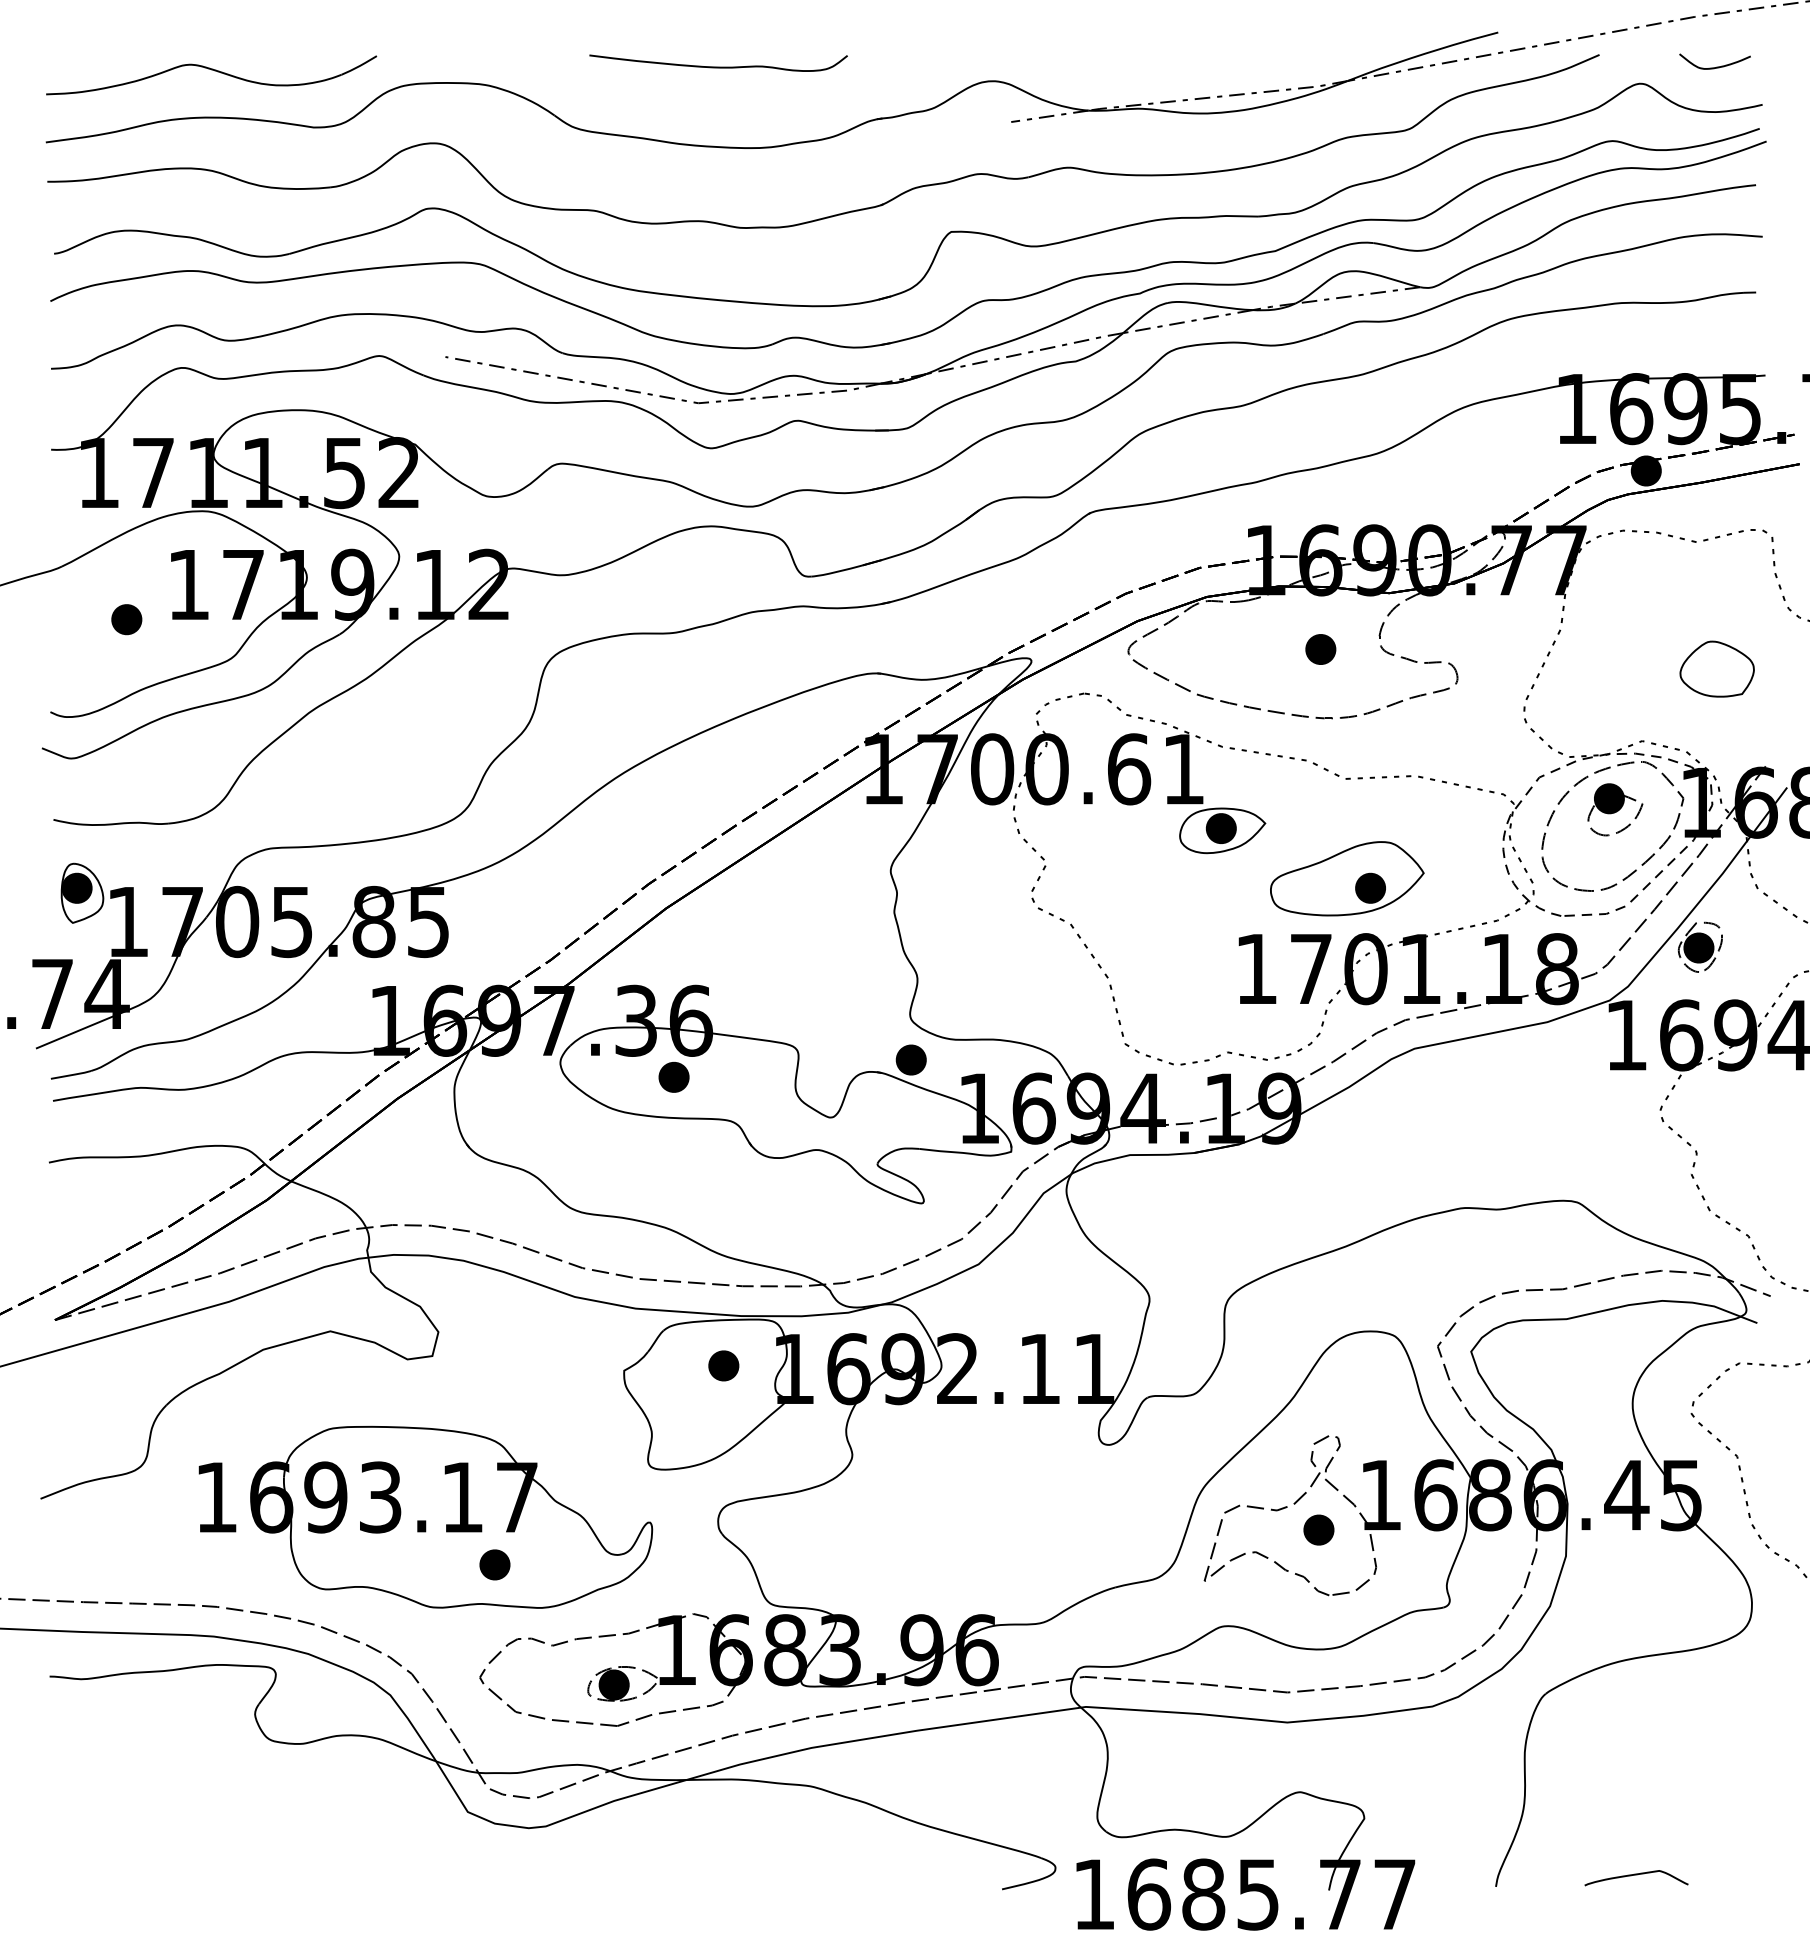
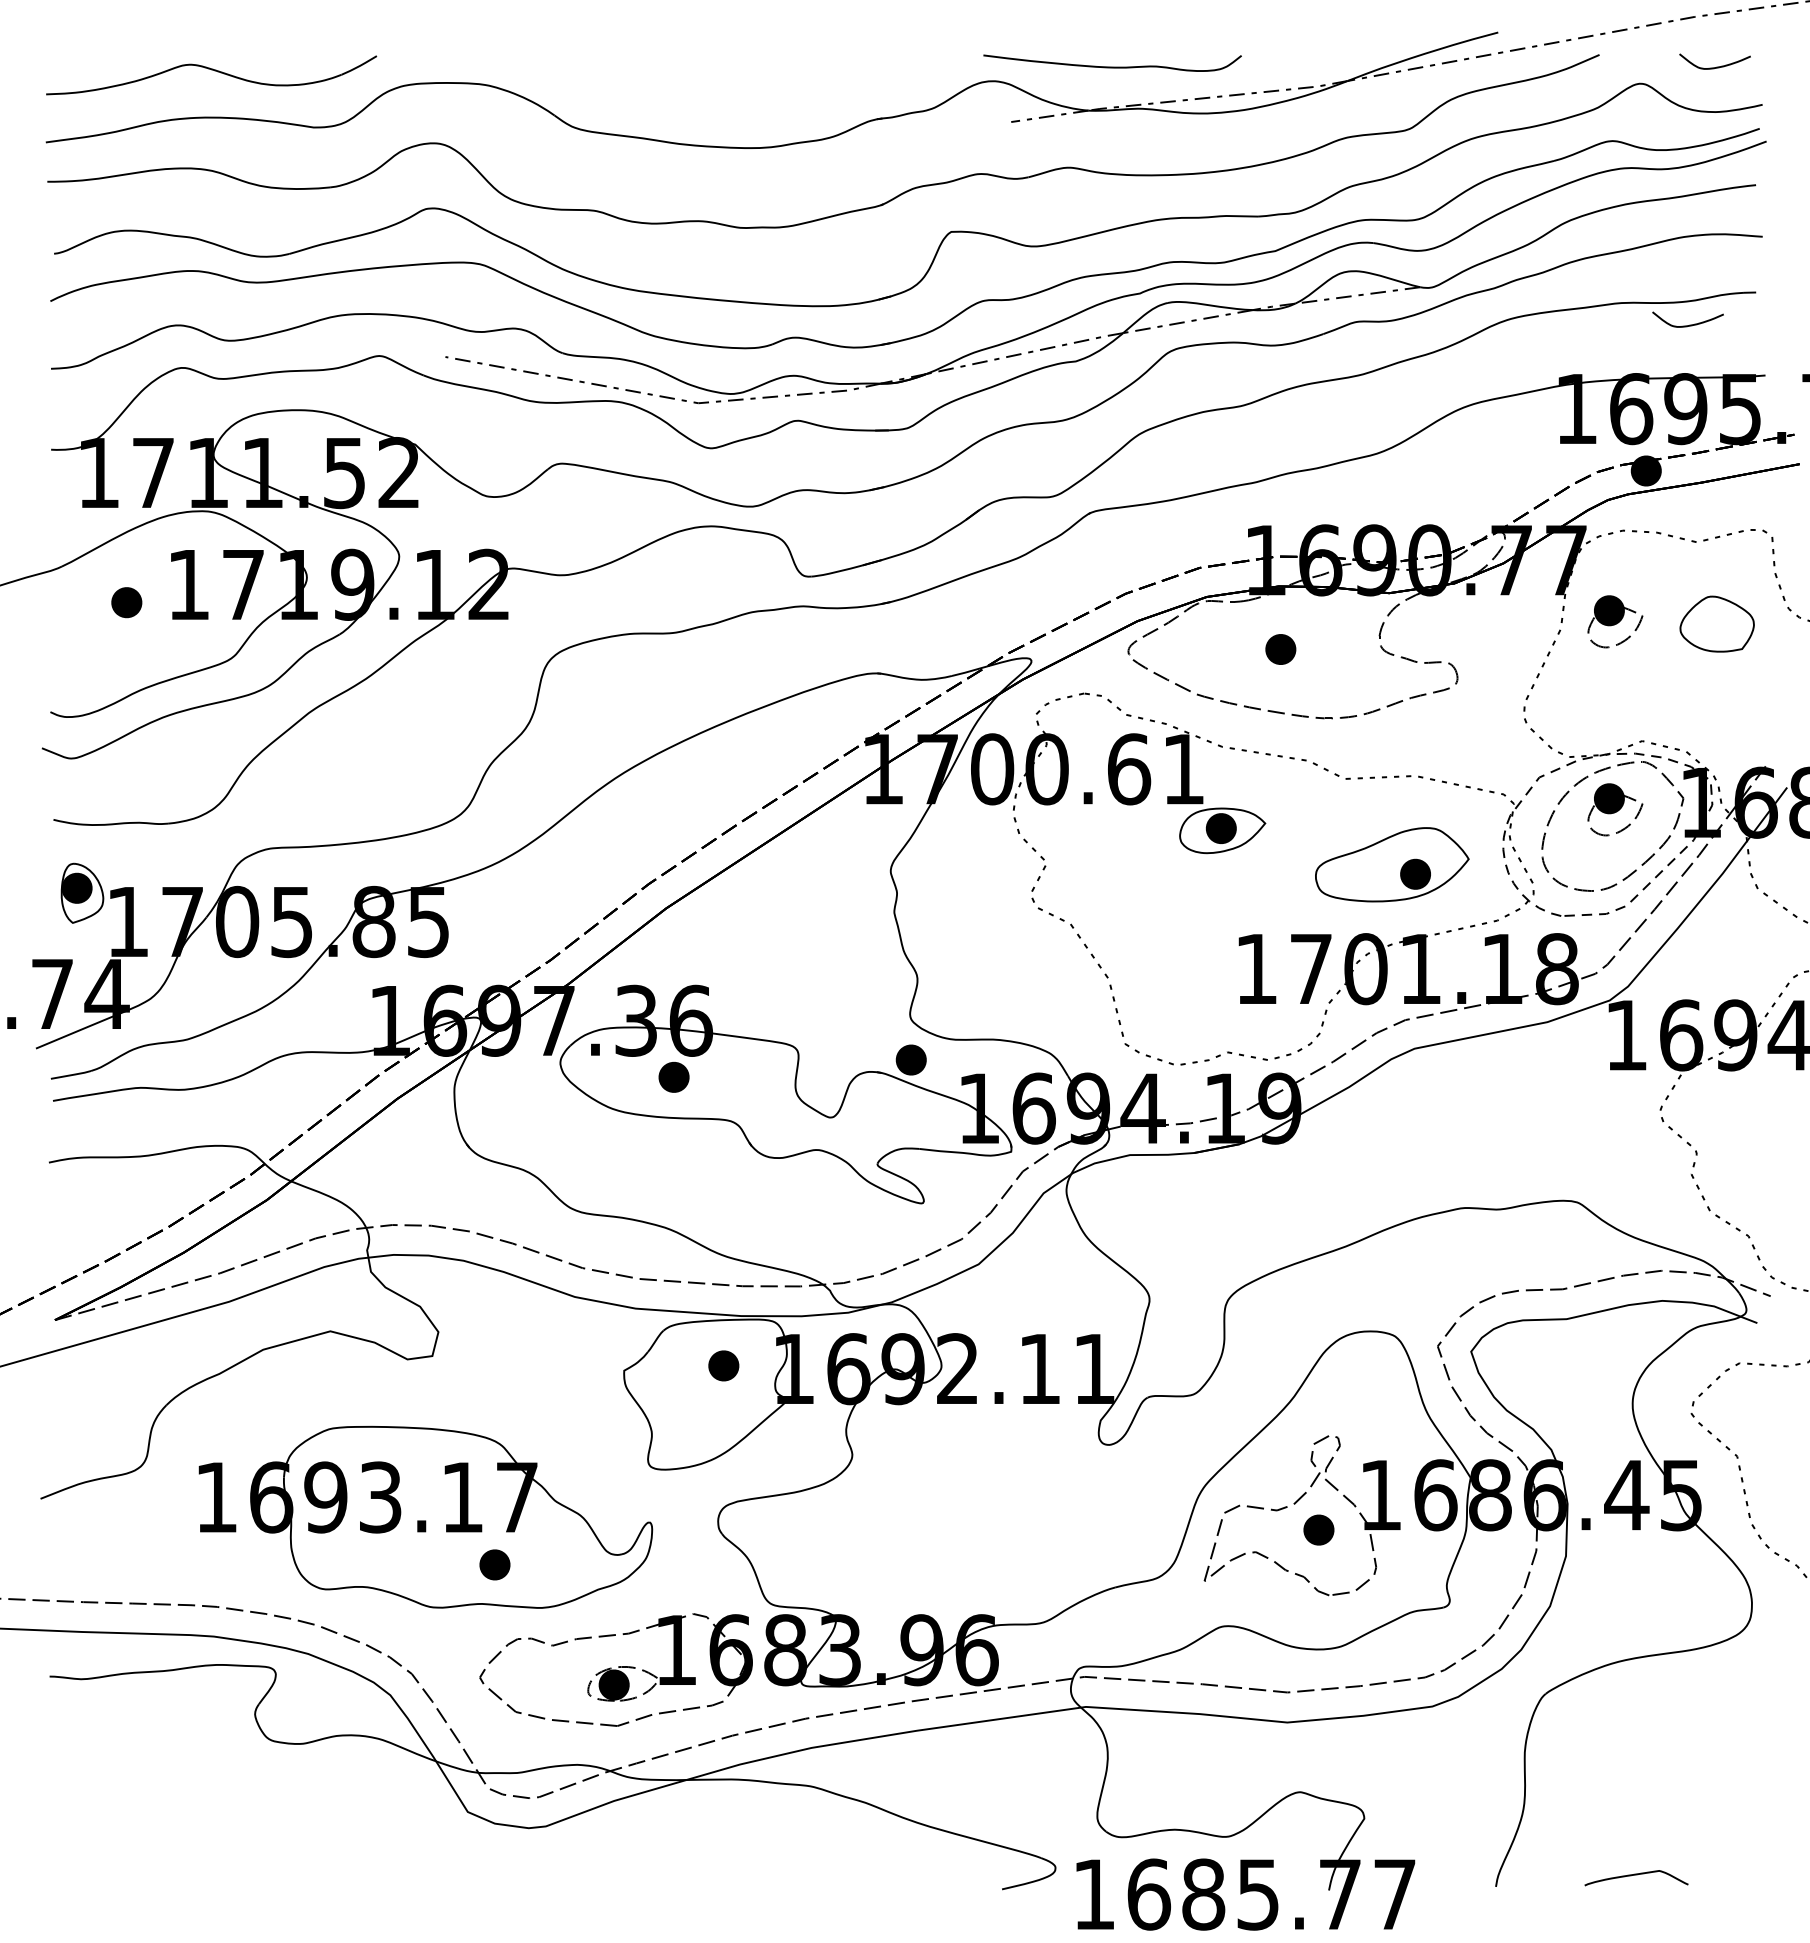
curve position: (718, 66) -> (1112, 66) (1112, 66)
curve: none -> present (1689, 324)
part position: (126, 619) -> (126, 602) (126, 602)
part: none -> present (1615, 621)
part position: (1320, 649) -> (1280, 649) (1280, 649)
part position: (1716, 668) -> (1716, 623) (1716, 623)
part position: (1347, 878) -> (1392, 864) (1392, 864)
part: present -> none (1699, 946)
